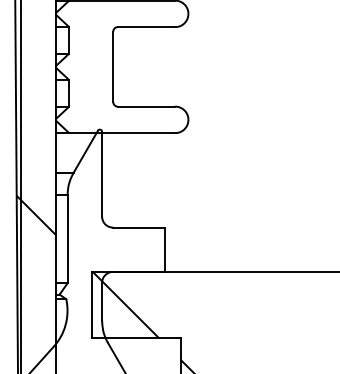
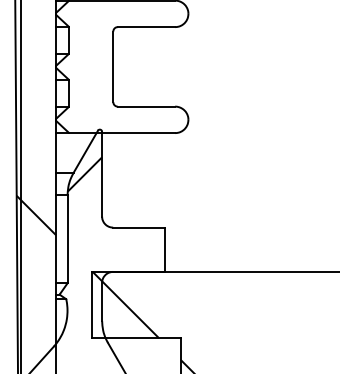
hatch: none -> present (84, 174)
